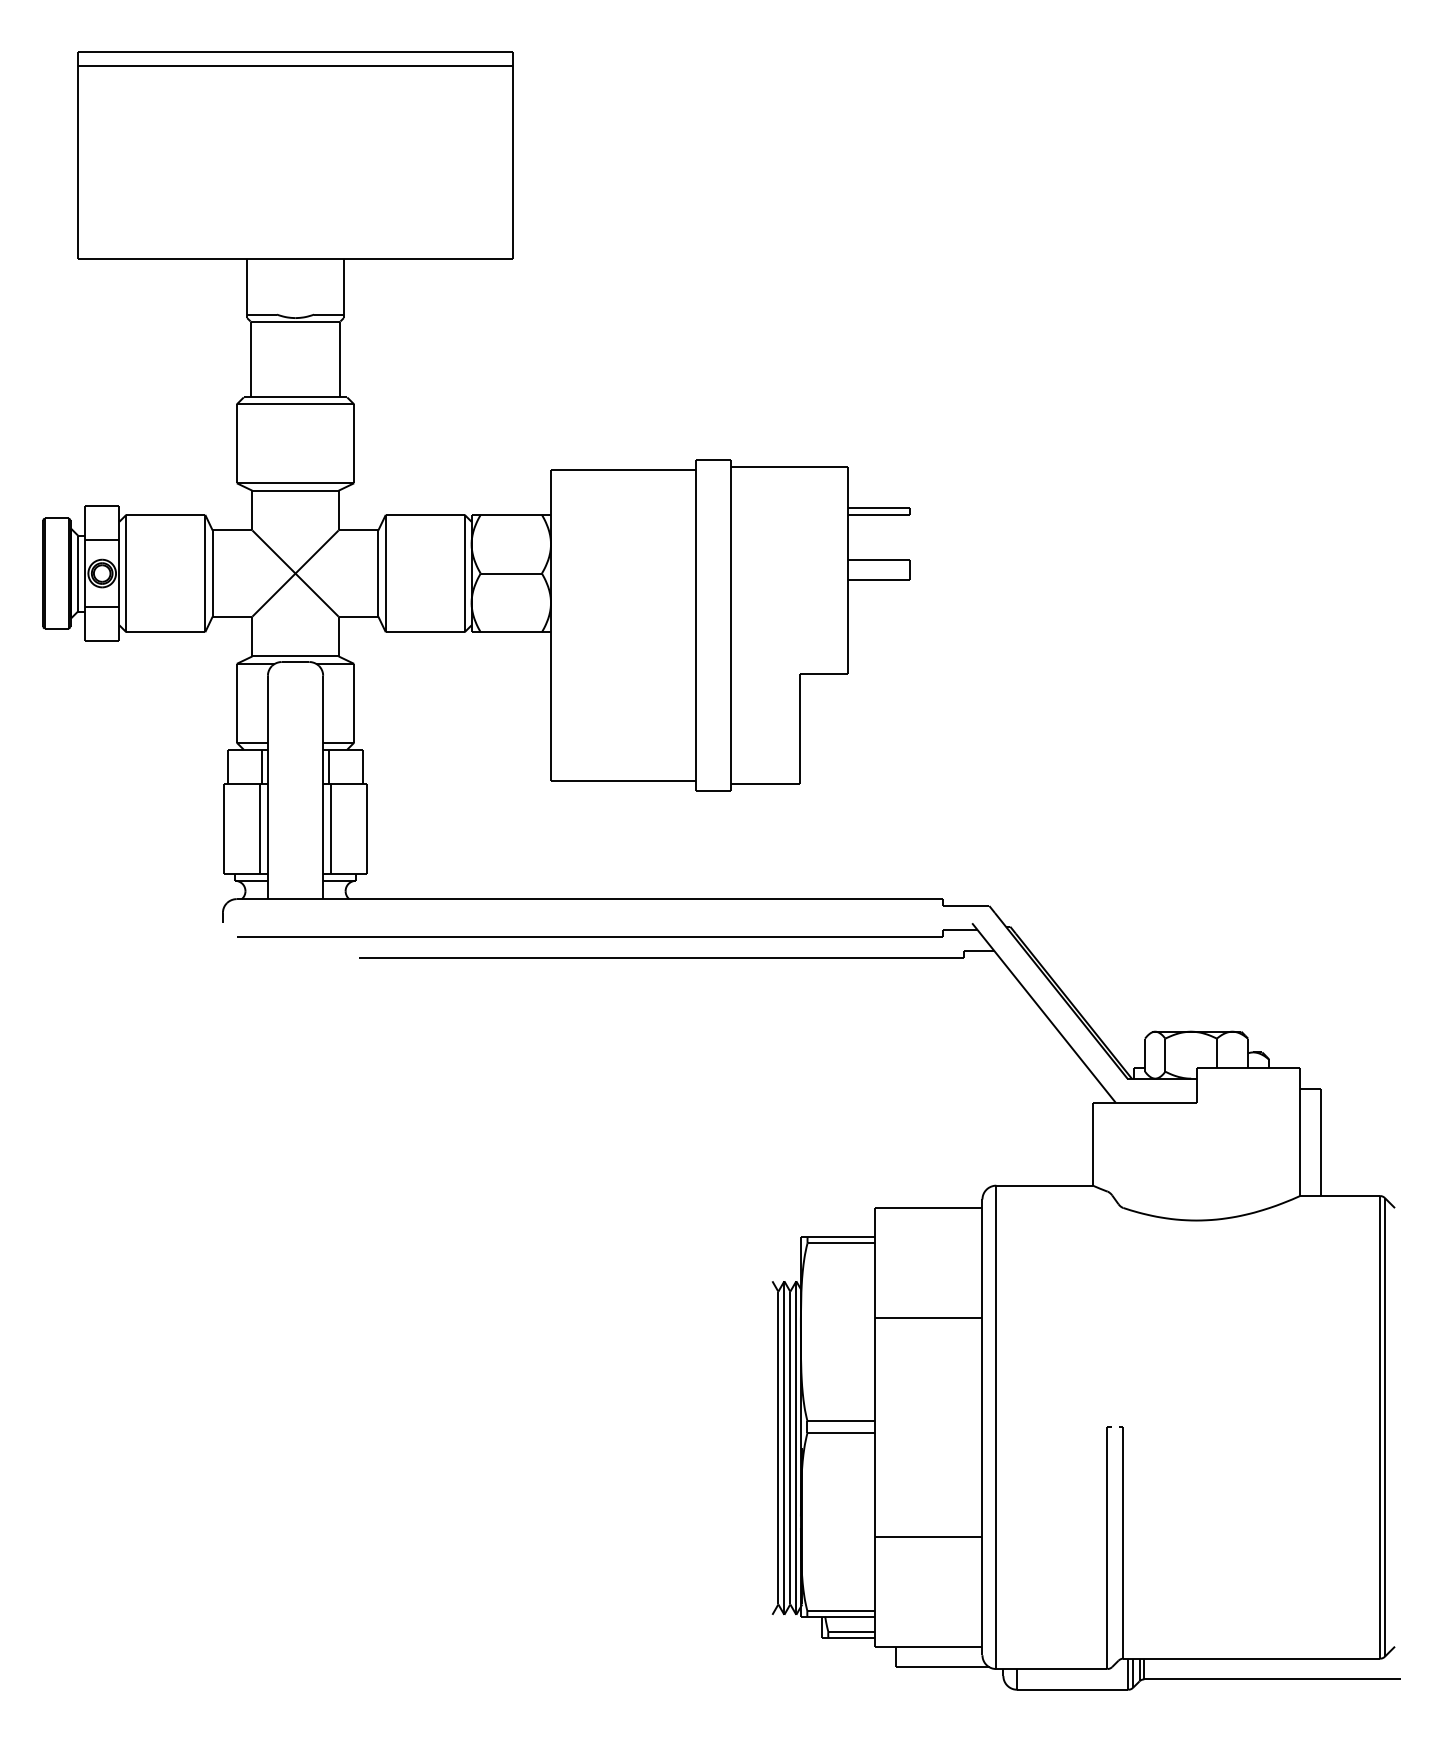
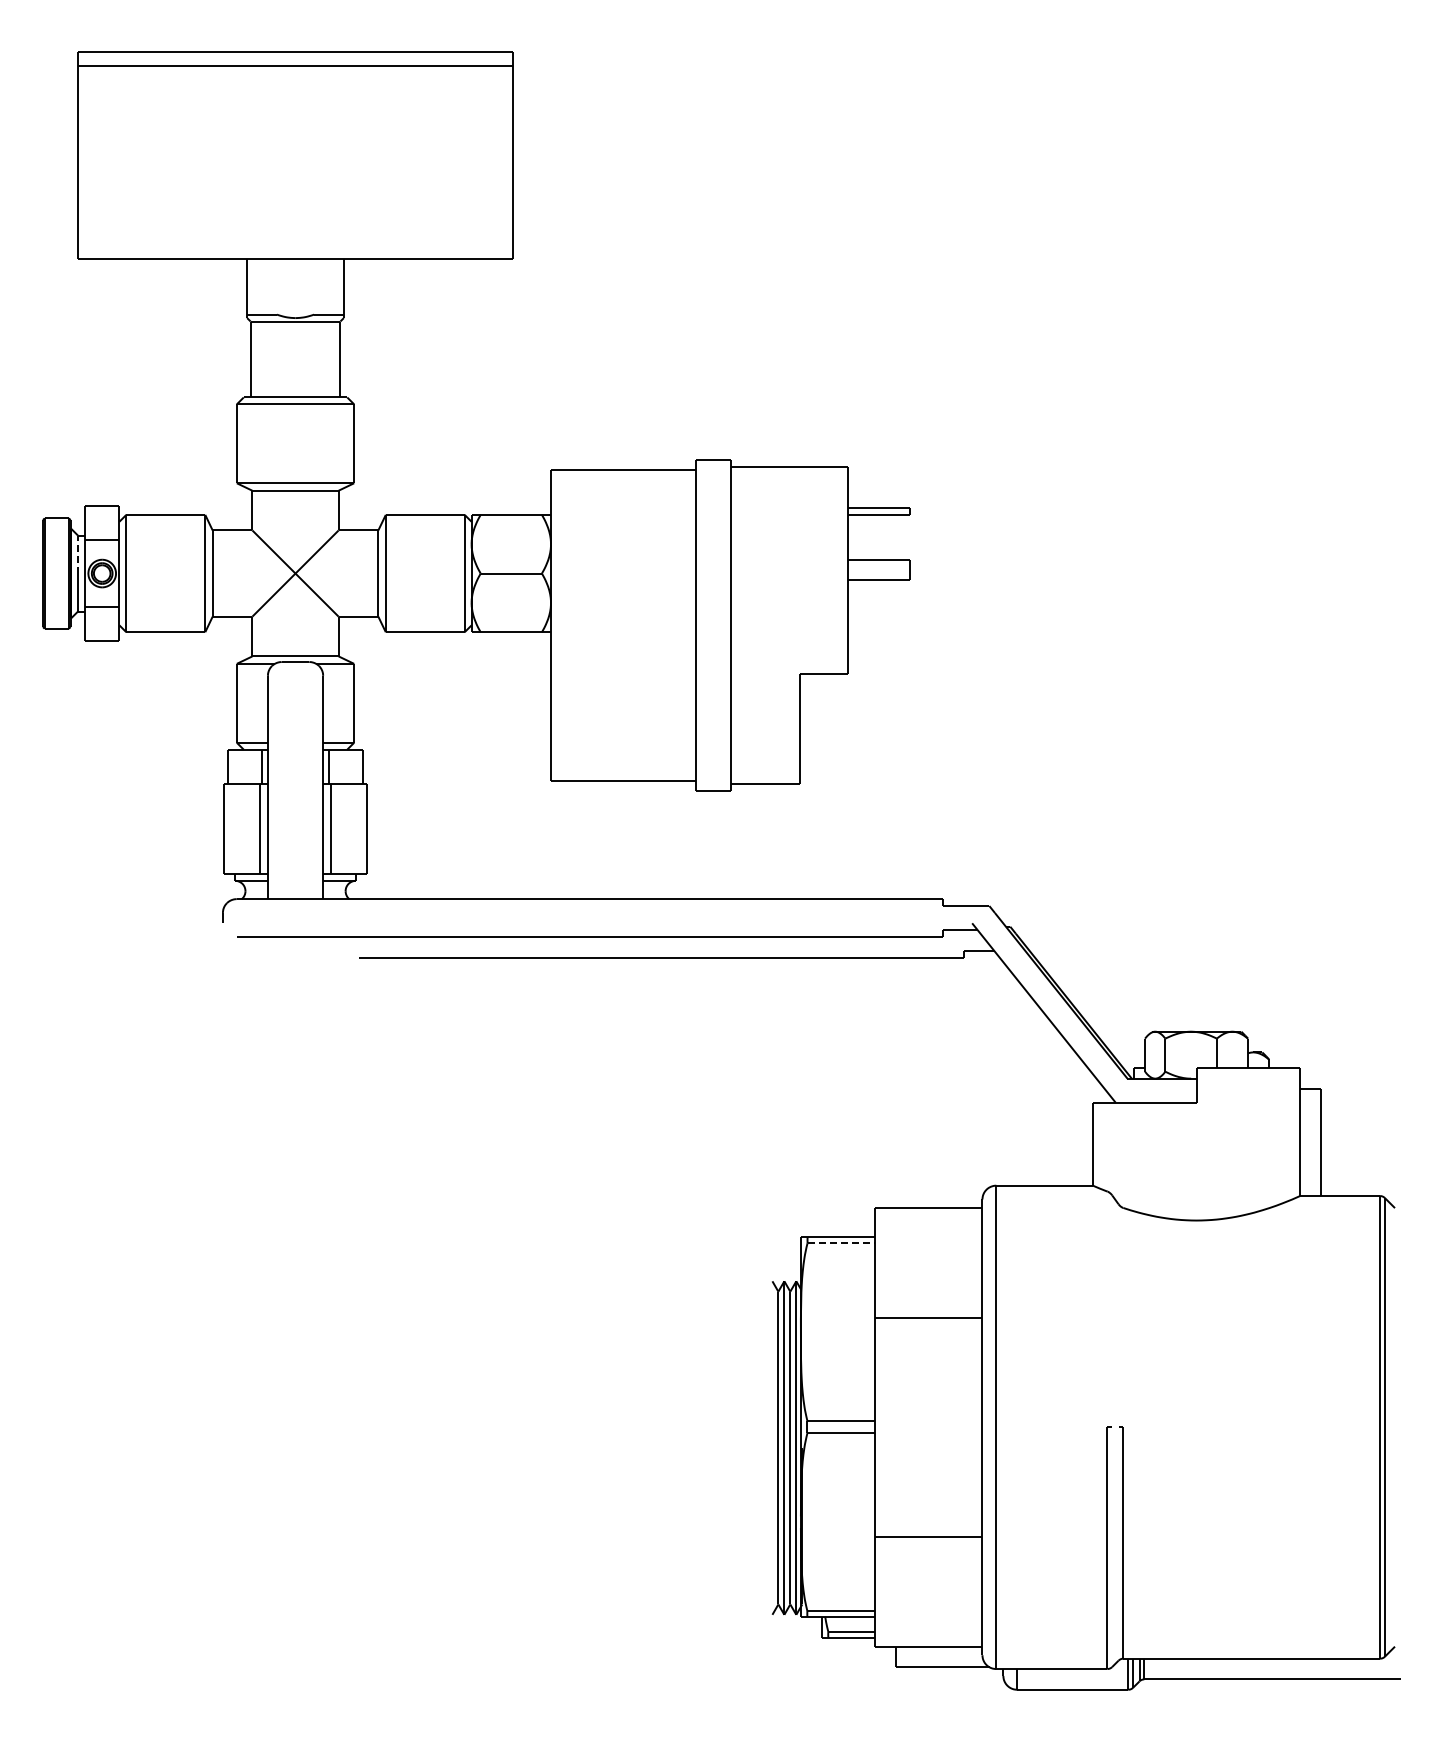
line: solid -> dashed (78, 556)
line: solid -> dashed (841, 1243)
